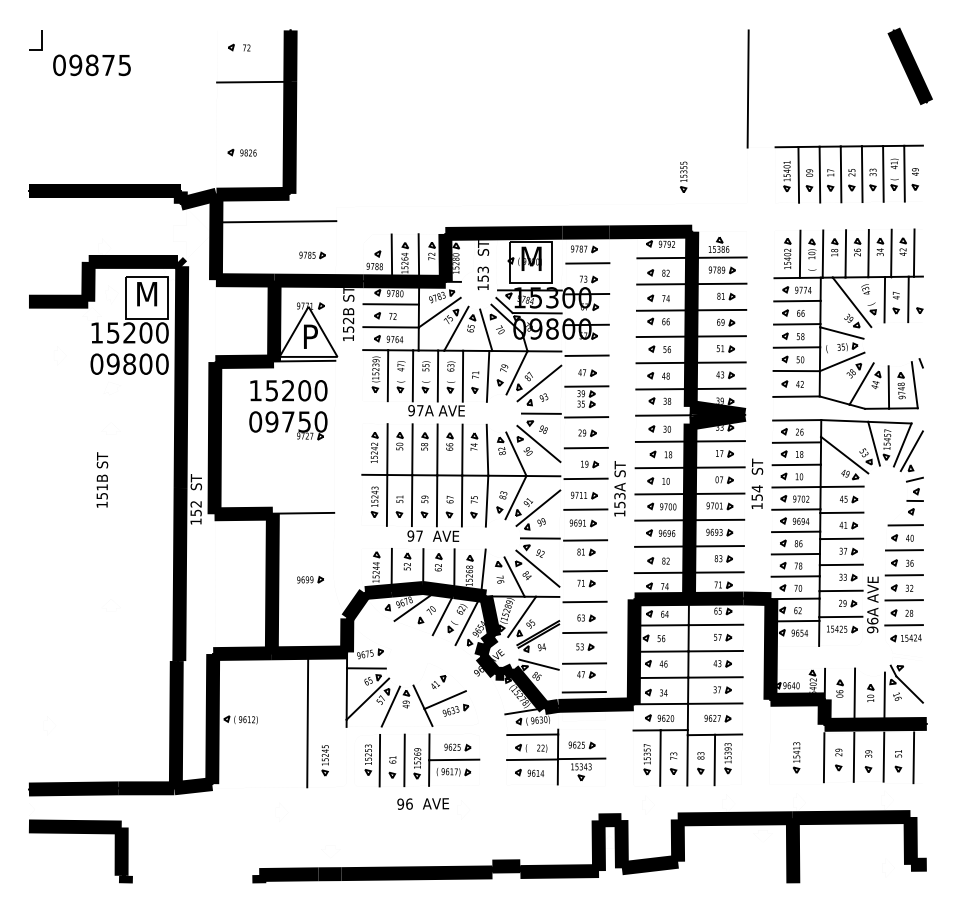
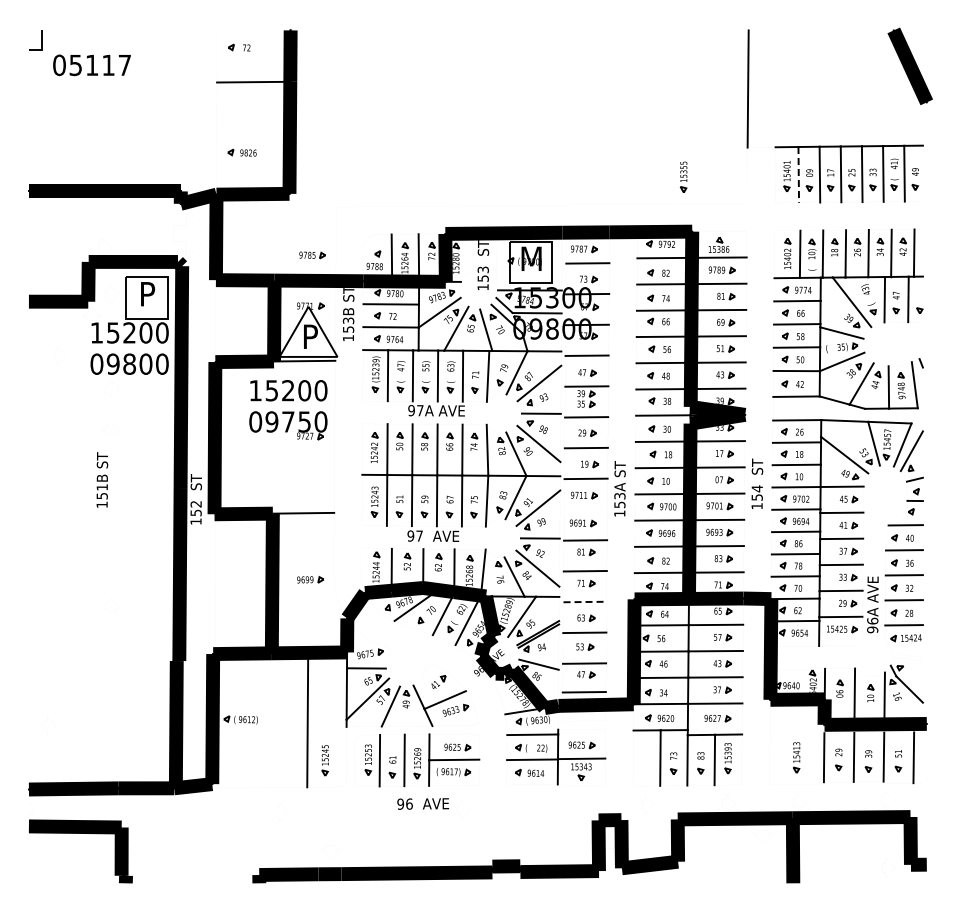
text: 09875 -> 05117 (99, 65)
line: solid -> dashed (798, 174)
line: present -> none (276, 221)
text: M -> P (147, 294)
text: 152B -> 153B (348, 320)
line: present -> none (585, 509)
line: solid -> dashed (585, 602)
part: present -> none (646, 759)
